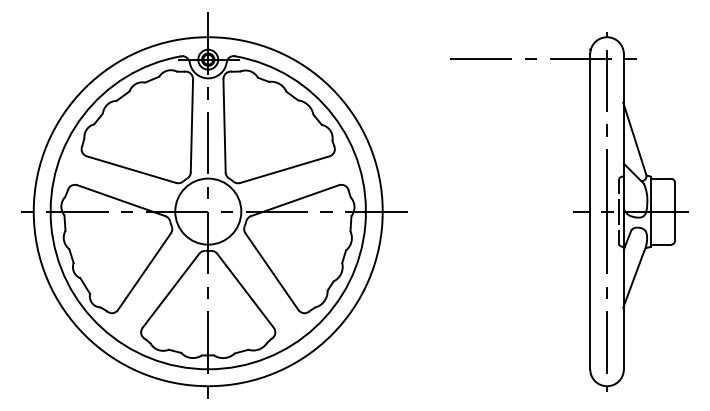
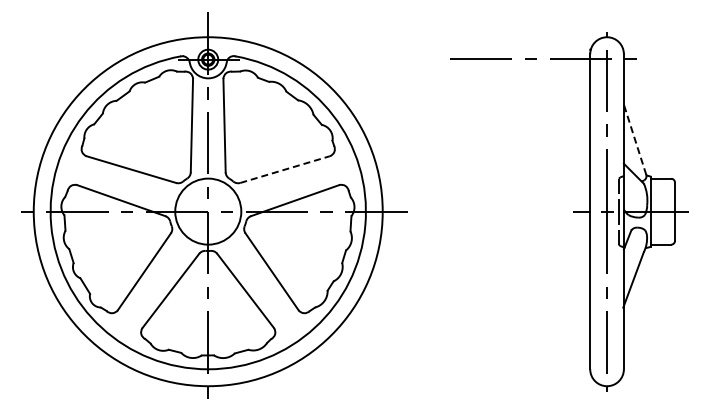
line: solid -> dashed (634, 138)
line: solid -> dashed (285, 169)
